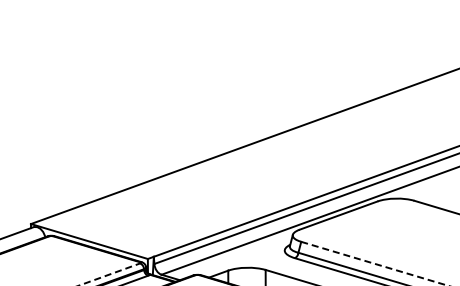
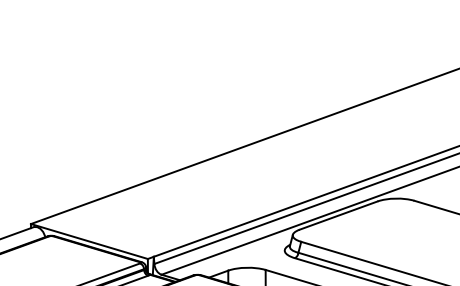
line: dashed -> solid (374, 263)
line: dashed -> solid (109, 274)
